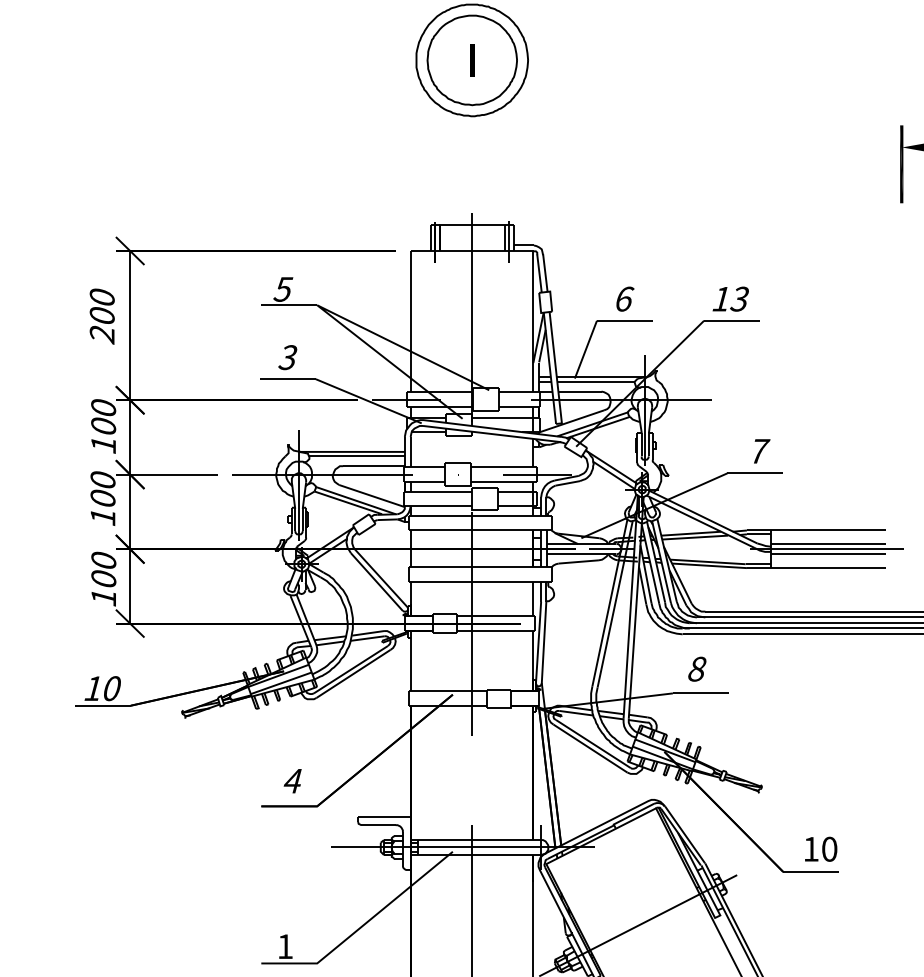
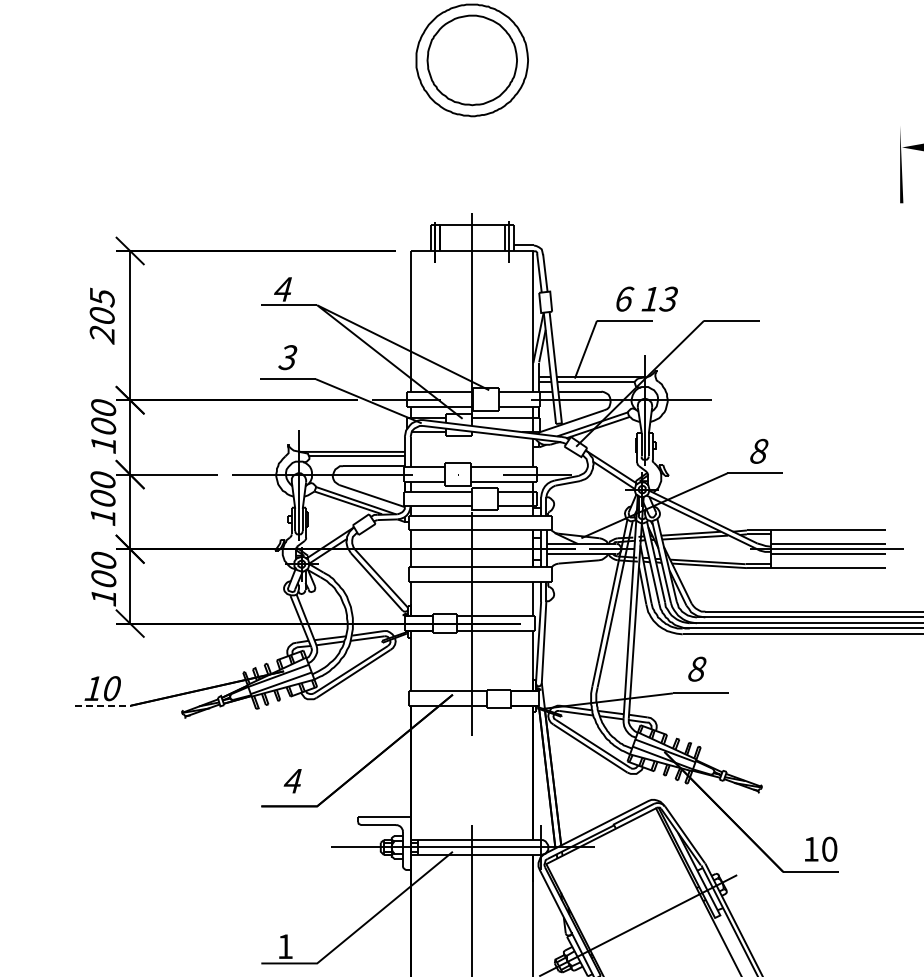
fill: present -> none (472, 60)
fill: present -> none (901, 164)
text: 5 -> 4 (283, 289)
text: 200 -> 205 (101, 297)
text position: (730, 298) -> (659, 298) (659, 298)
text: 7 -> 8 (760, 450)
line: solid -> dashed (102, 705)
